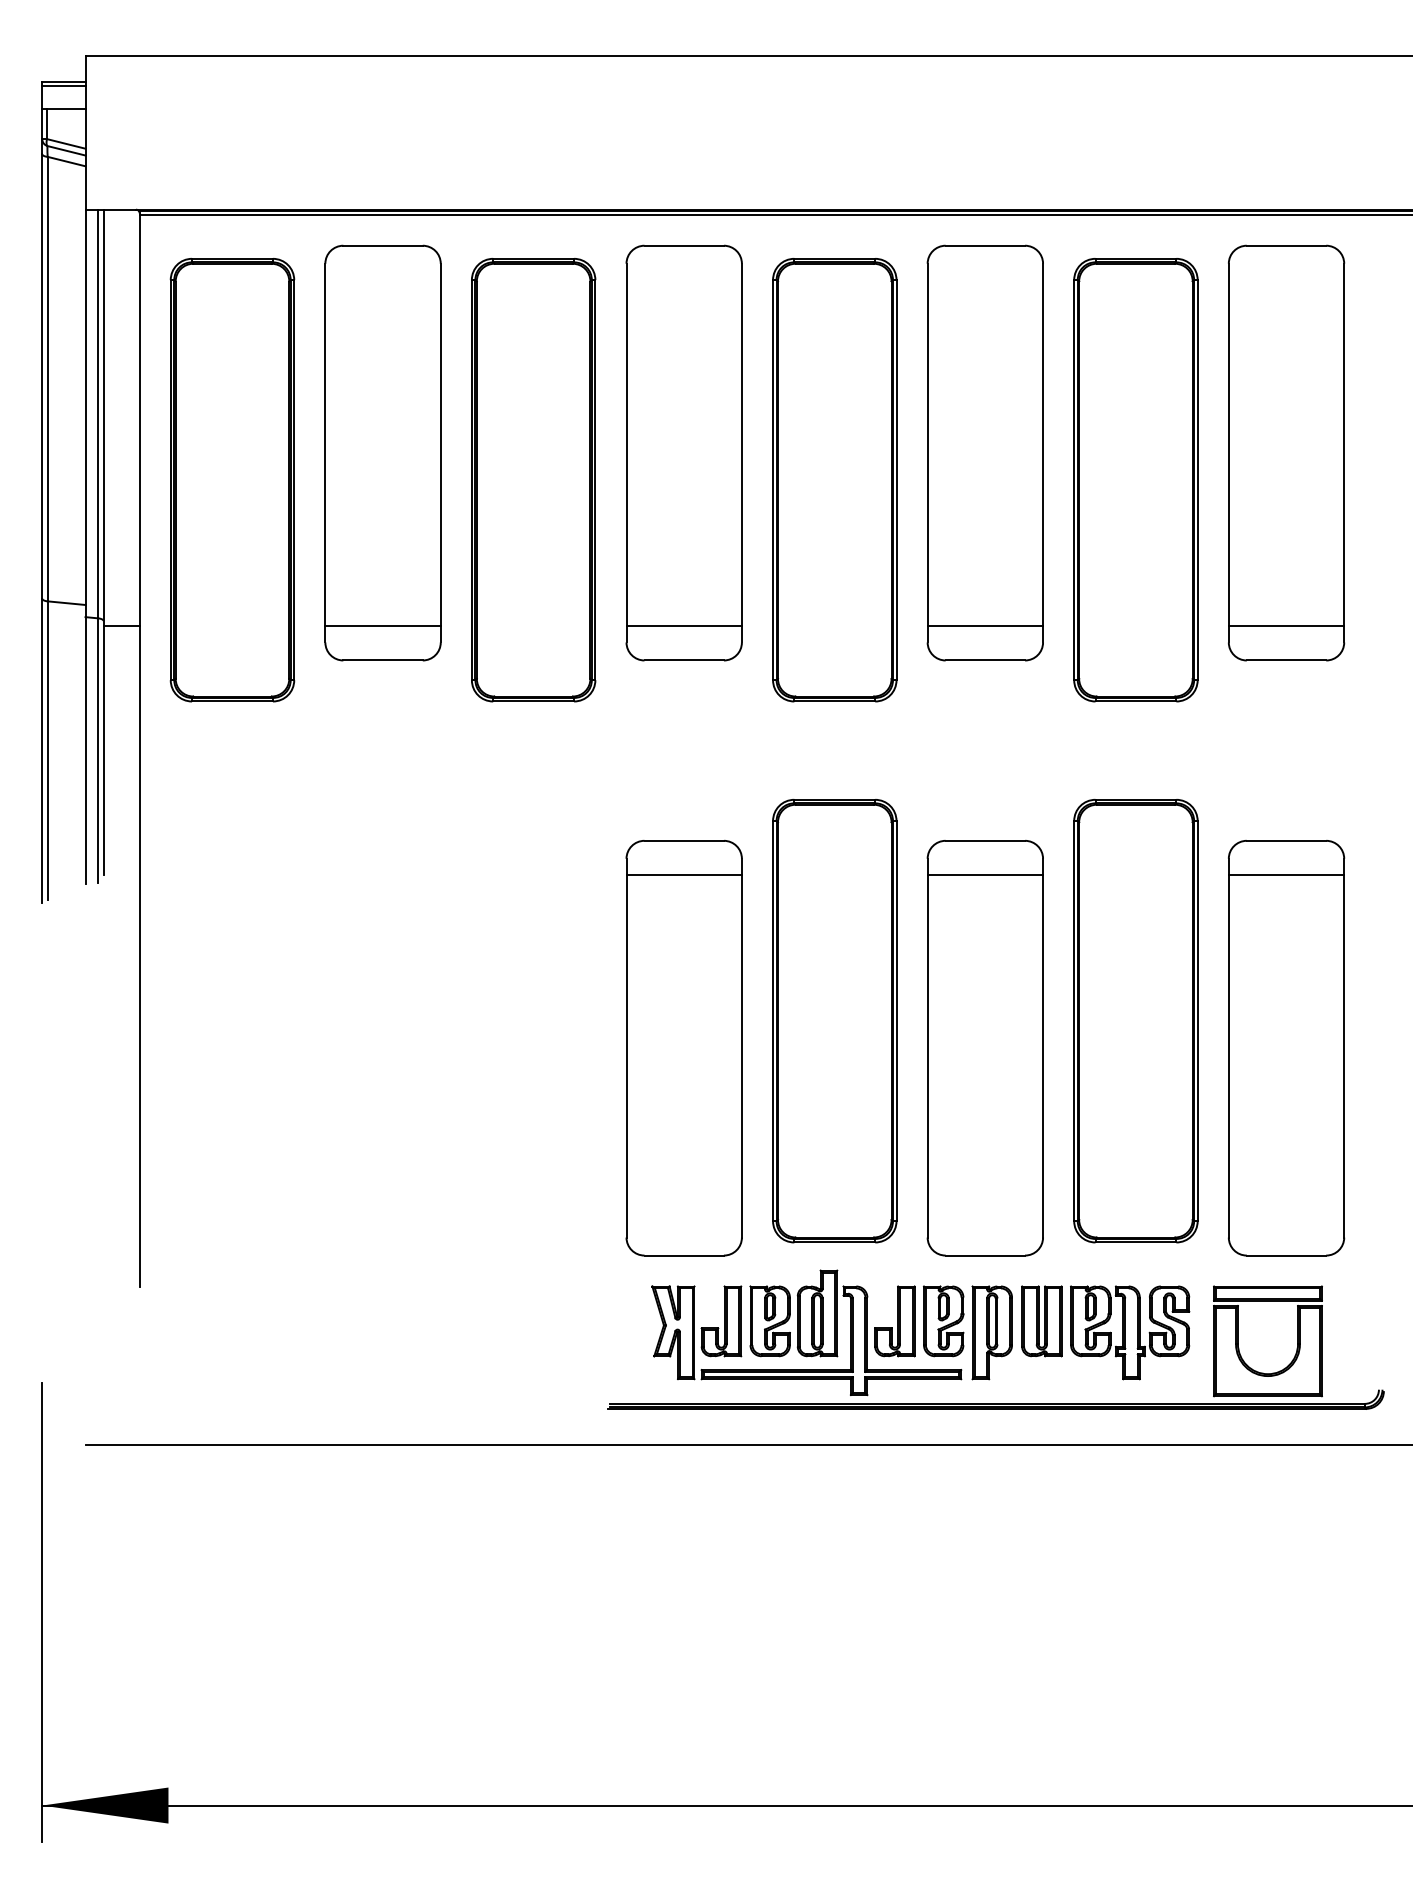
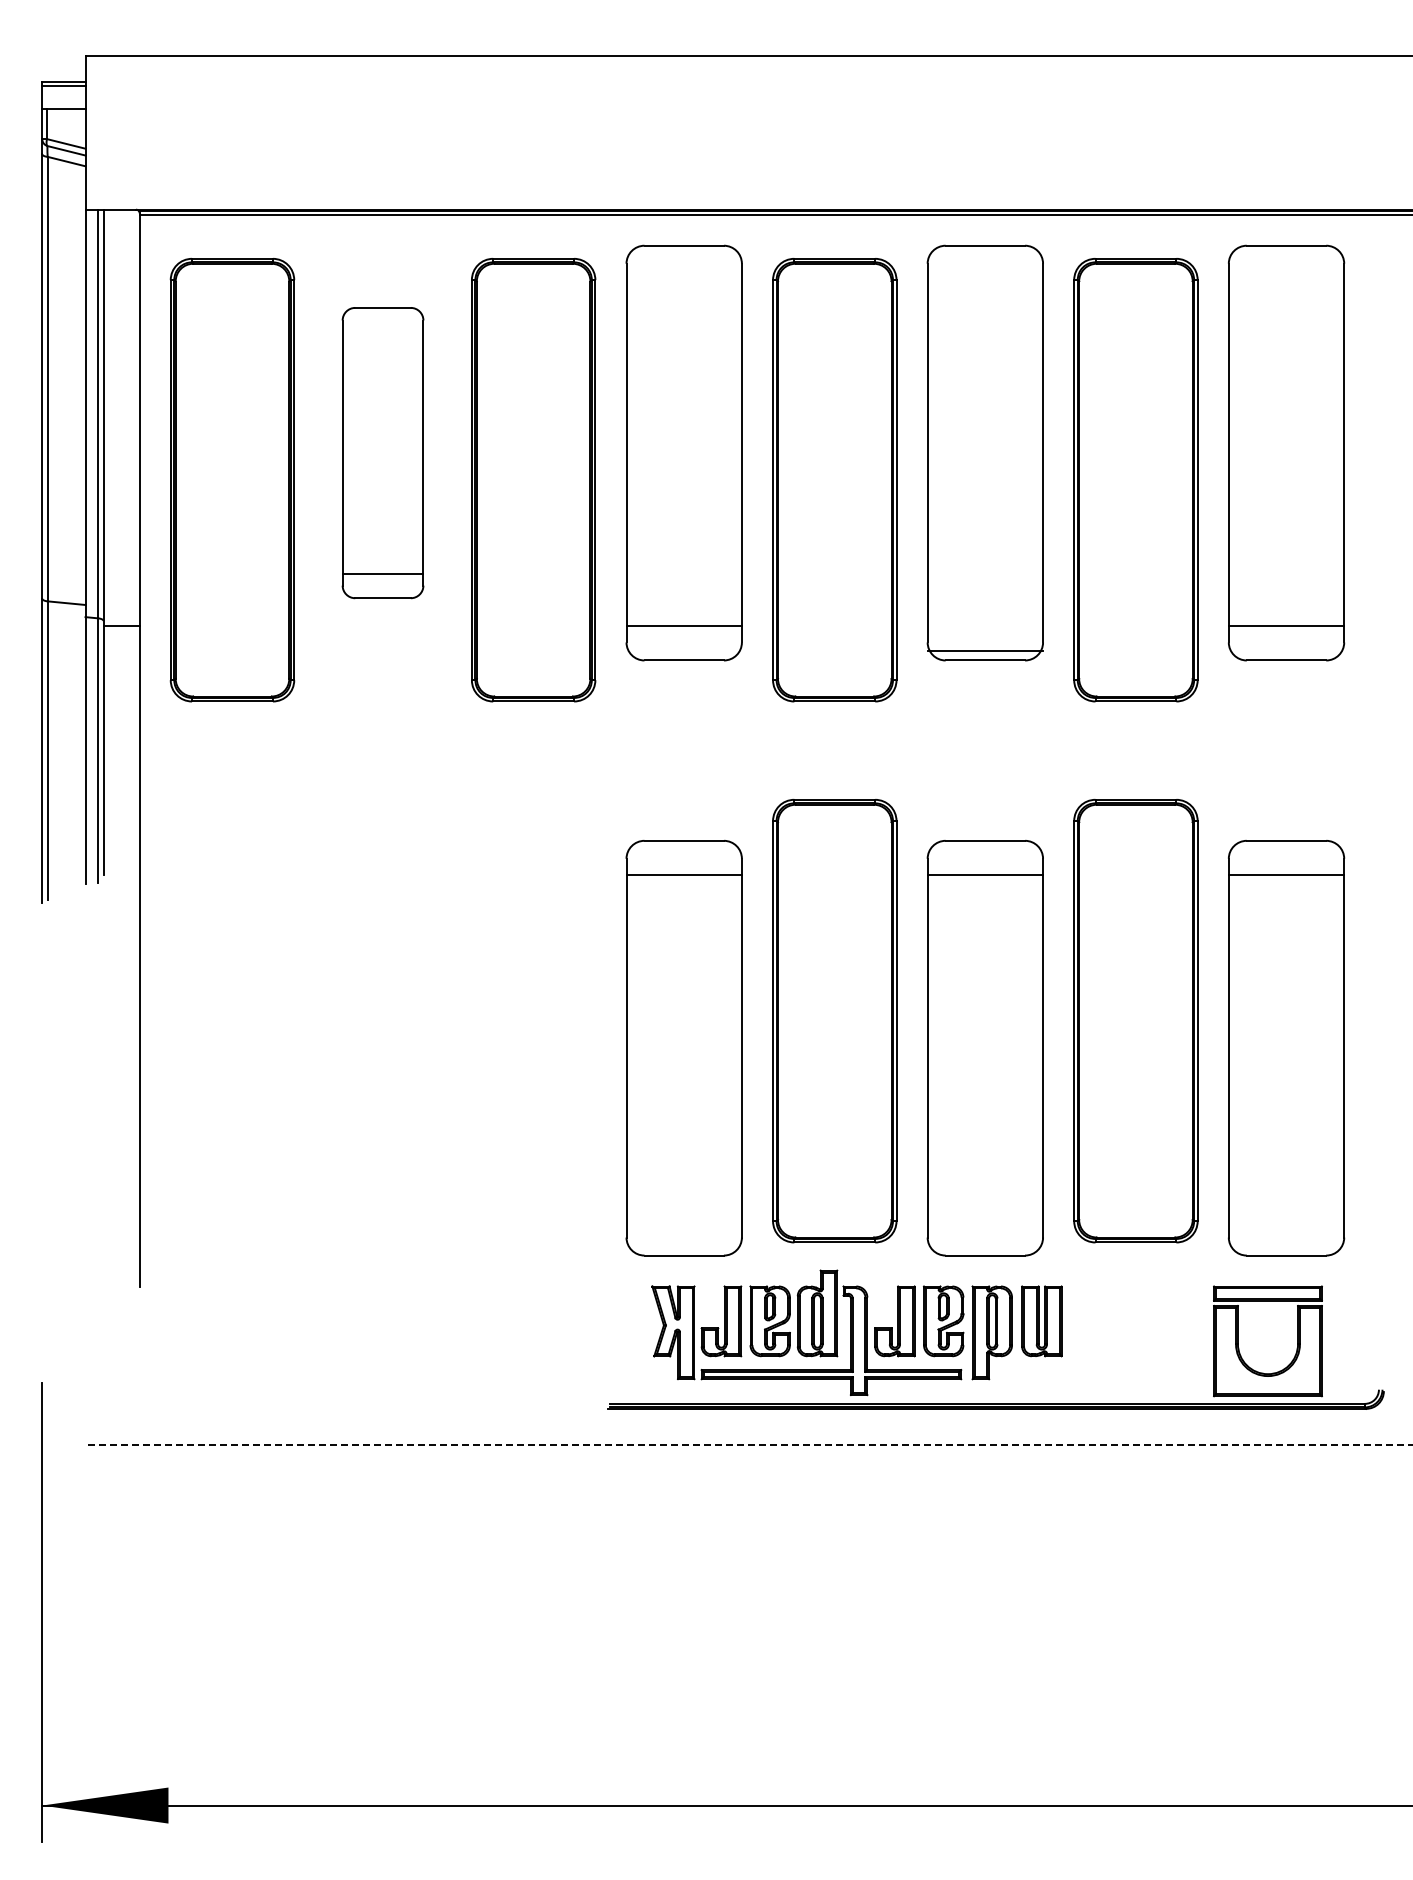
part size: 118x418 px -> 84x293 px (382, 453)
line position: (985, 625) -> (985, 650) (985, 650)
part: present -> none (1130, 1332)
line: solid -> dashed (748, 1444)
